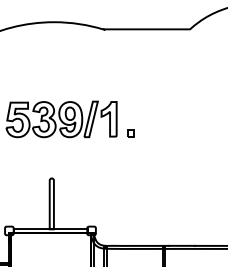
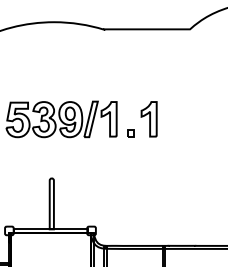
part: none -> present (148, 119)
